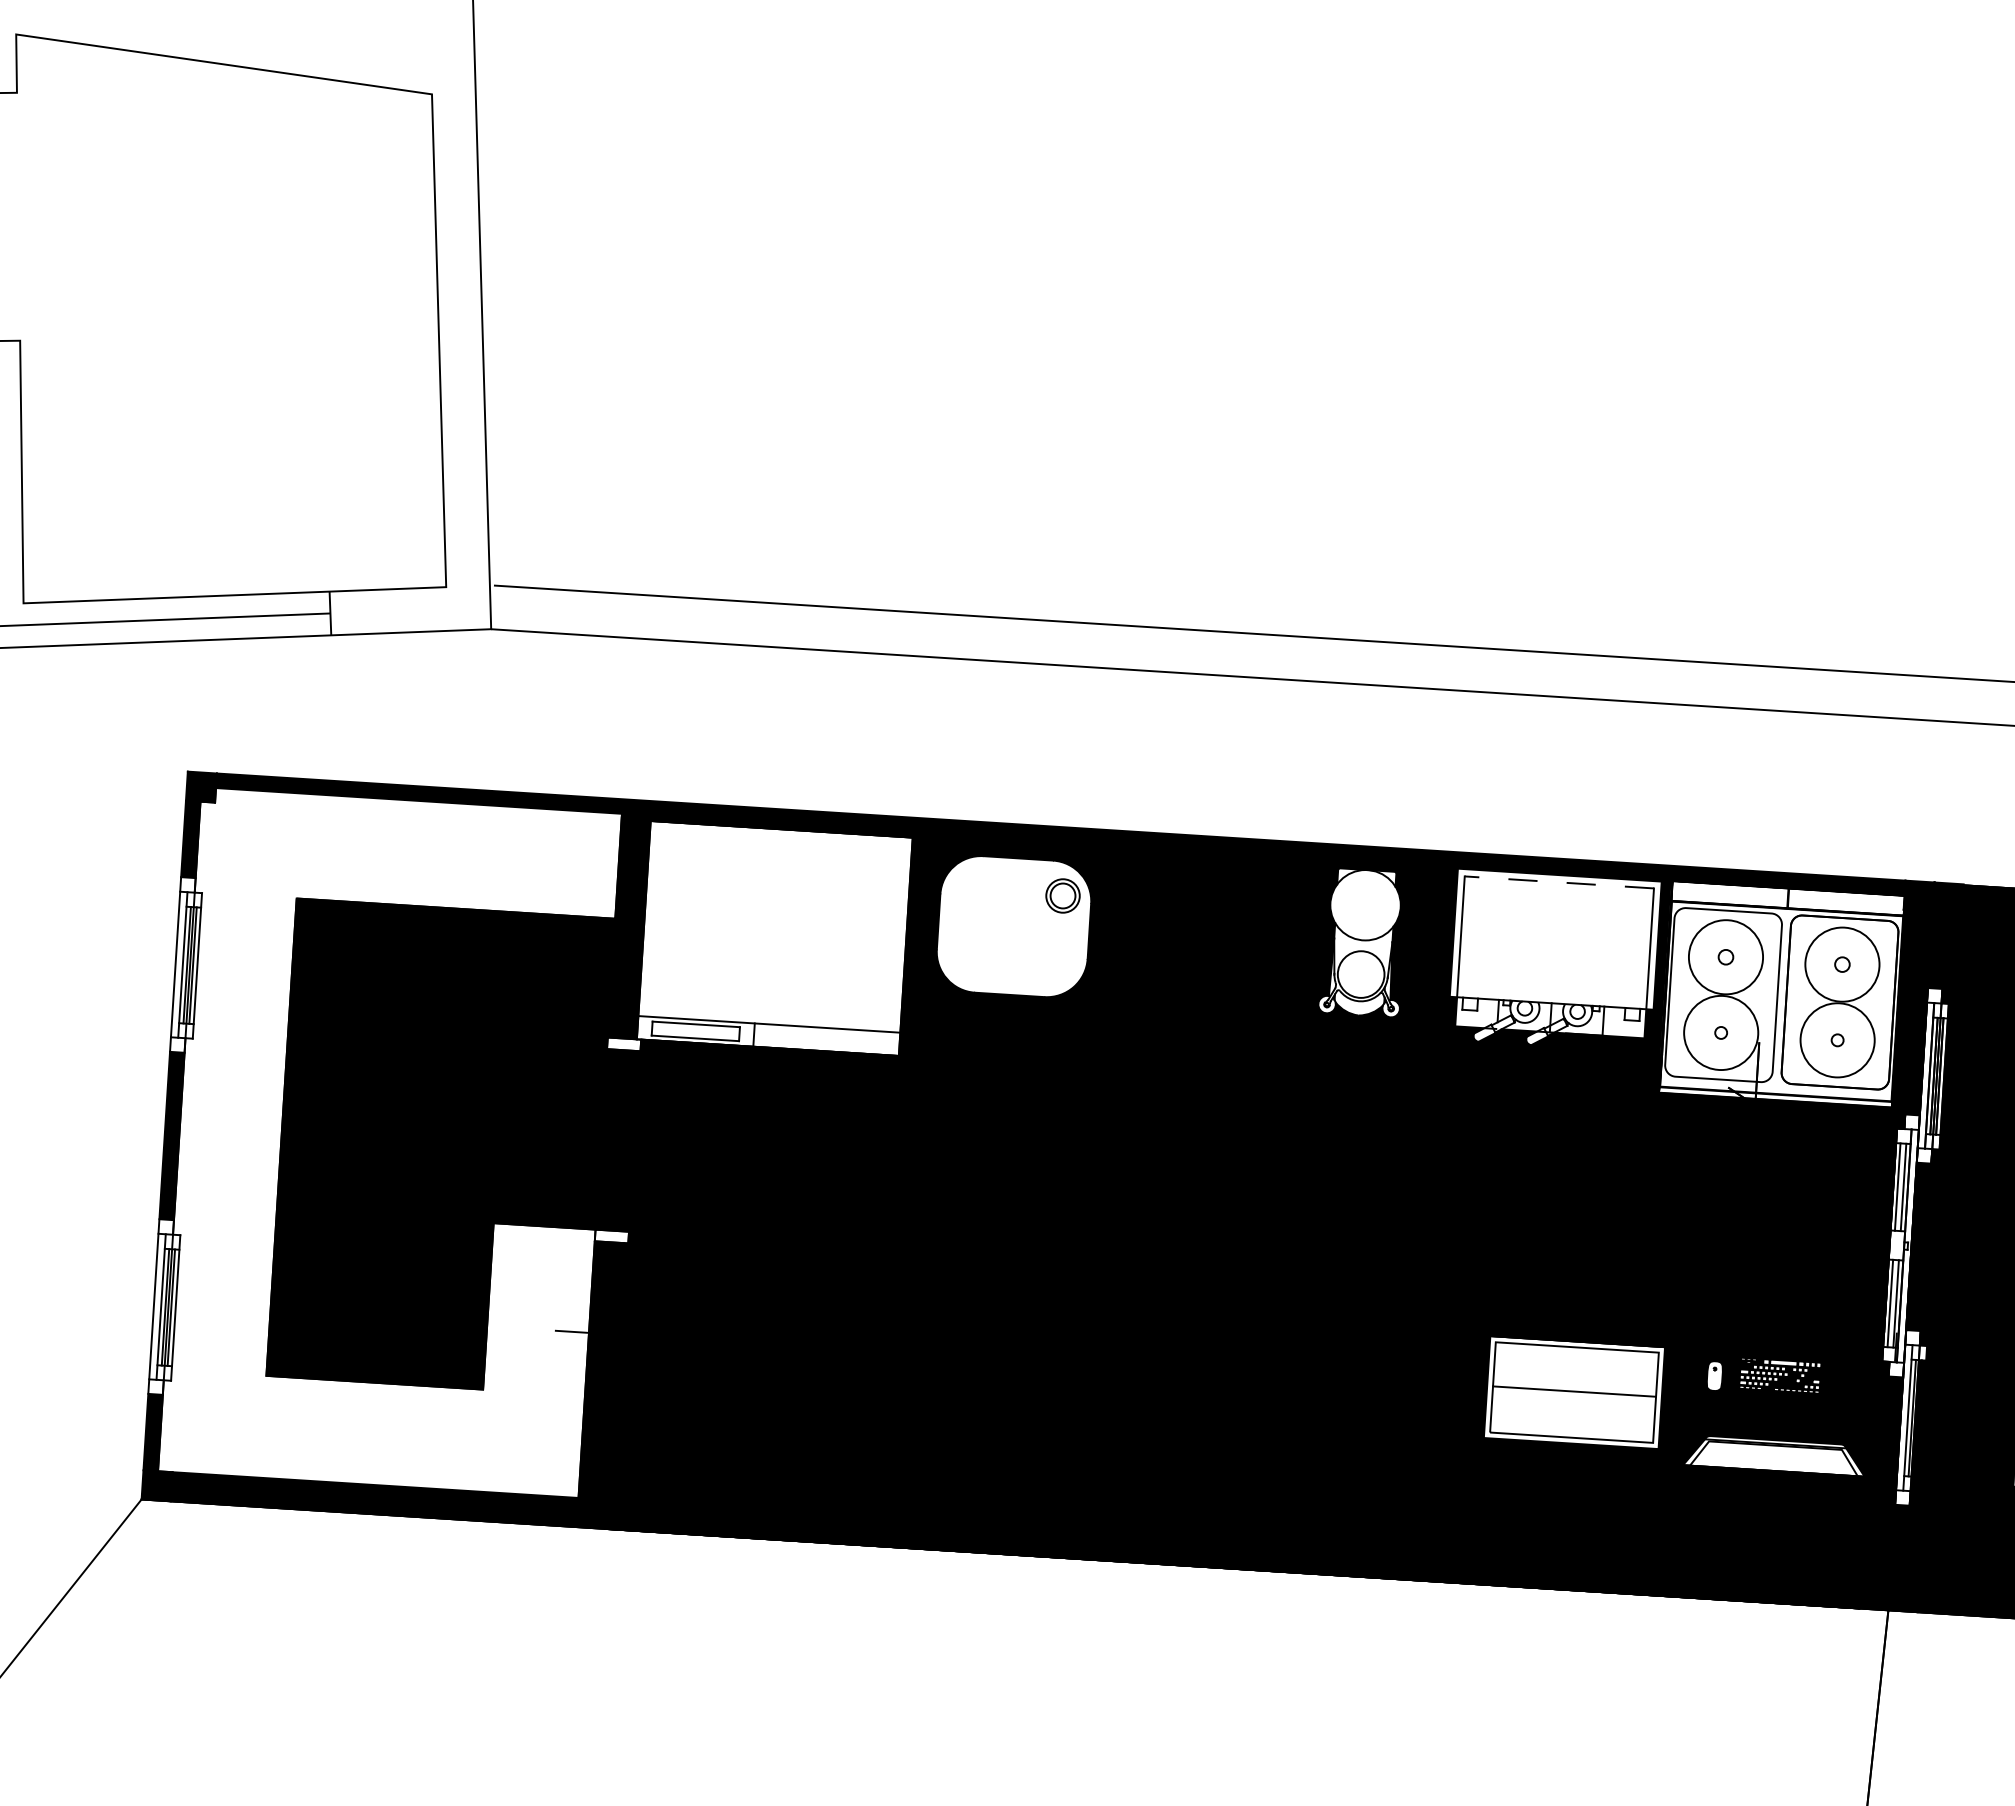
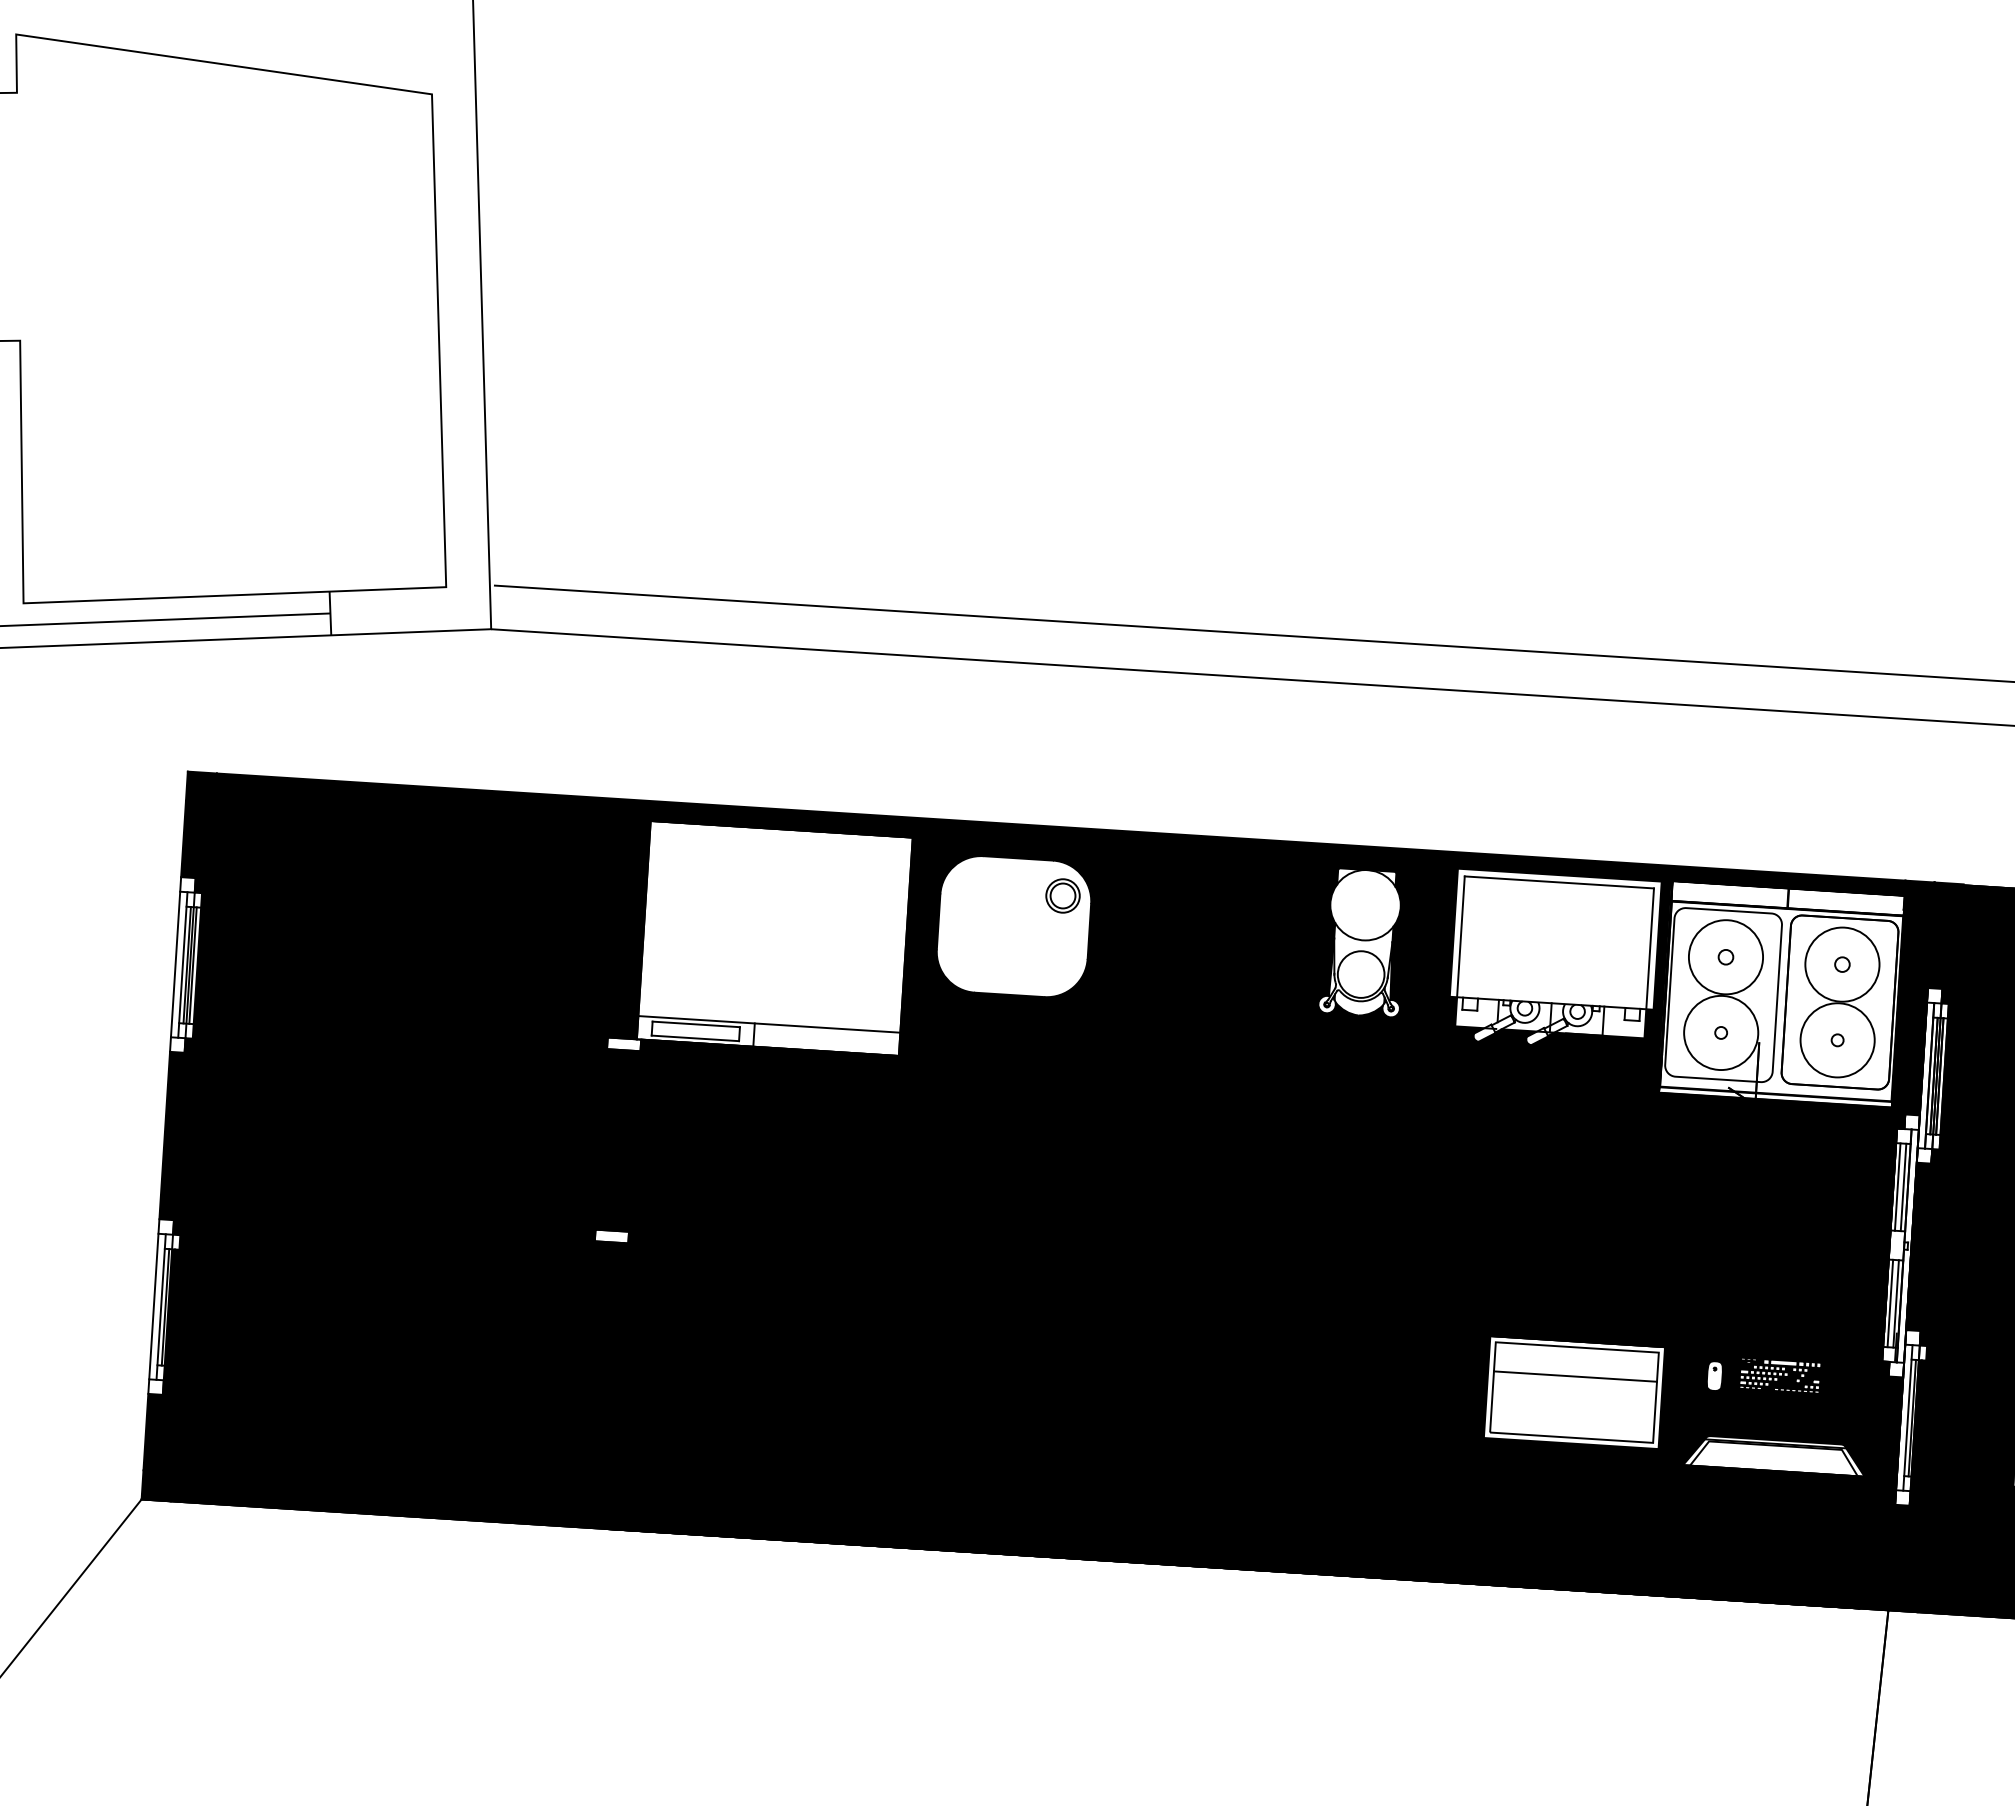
line: dashed -> solid (1559, 882)
fill: none -> present (389, 1142)
line position: (1573, 1391) -> (1574, 1376) (1574, 1376)
